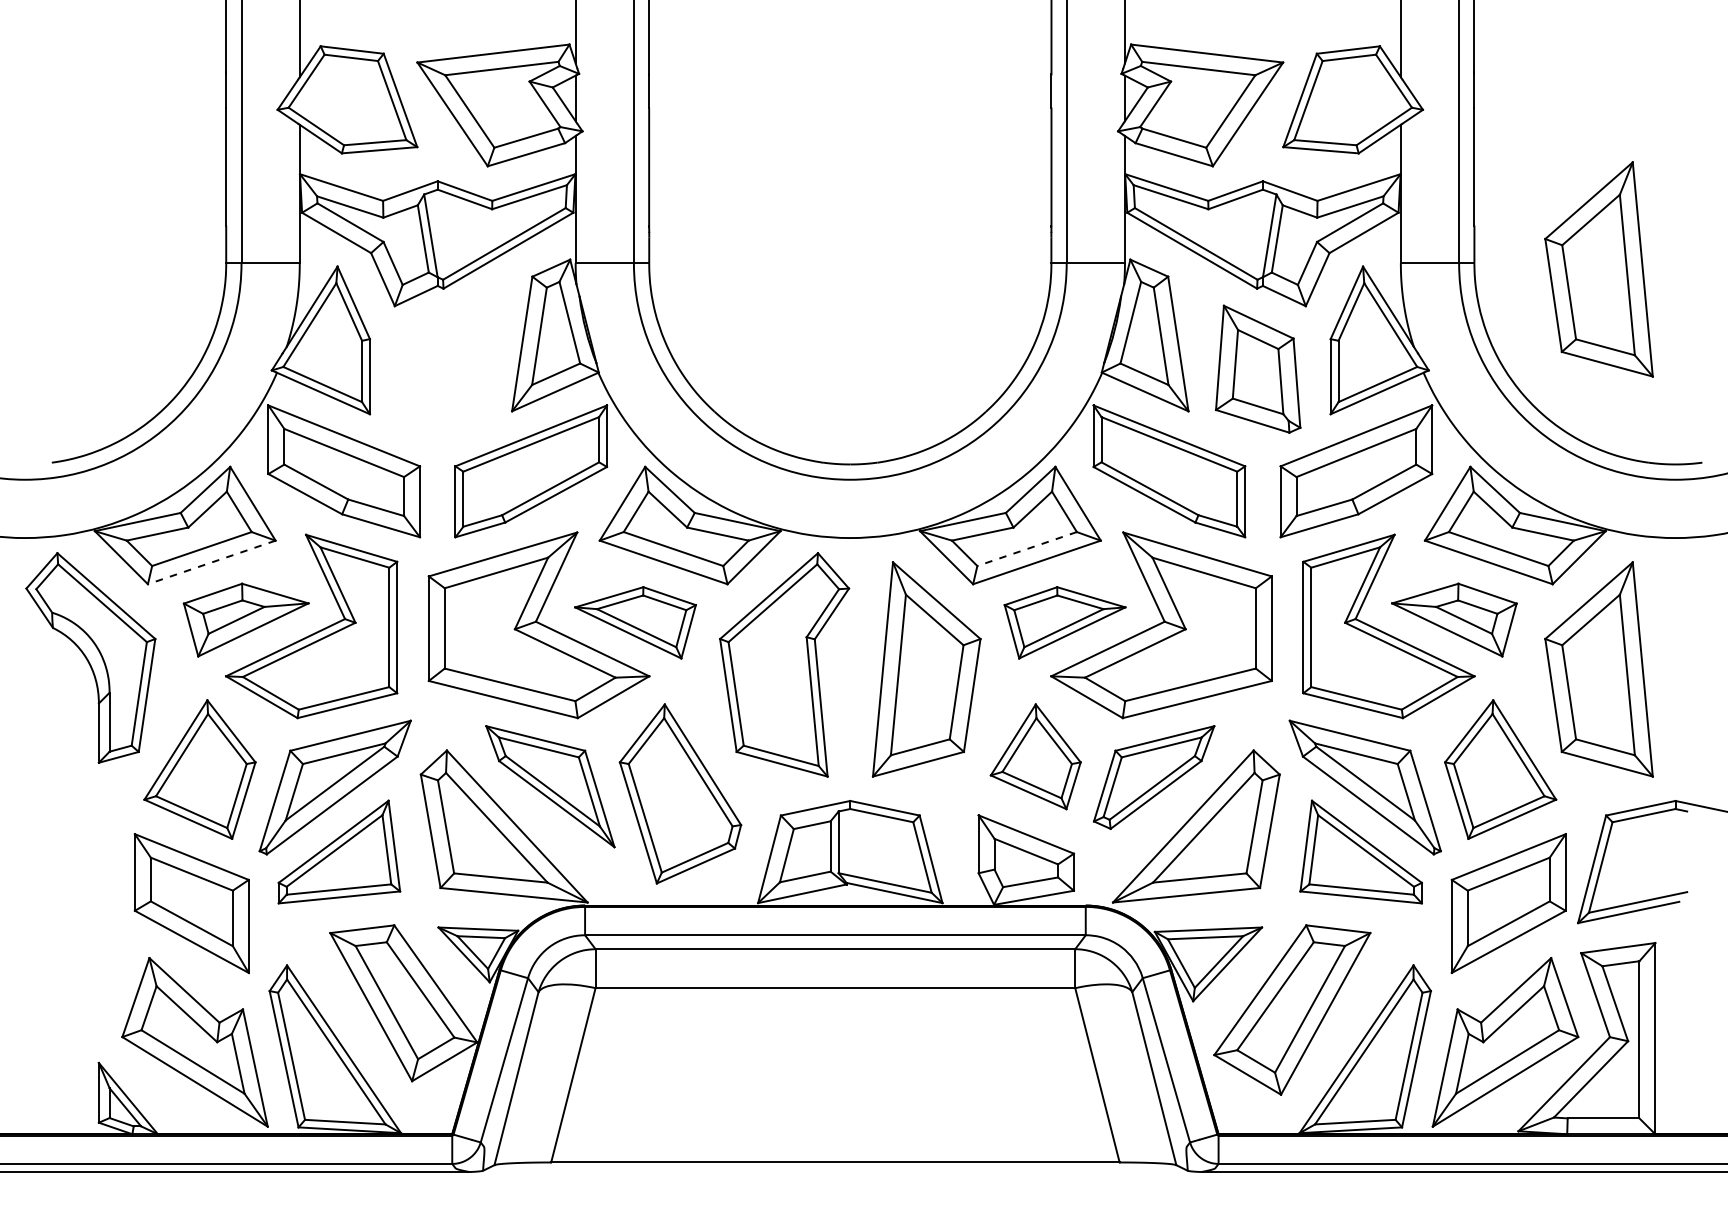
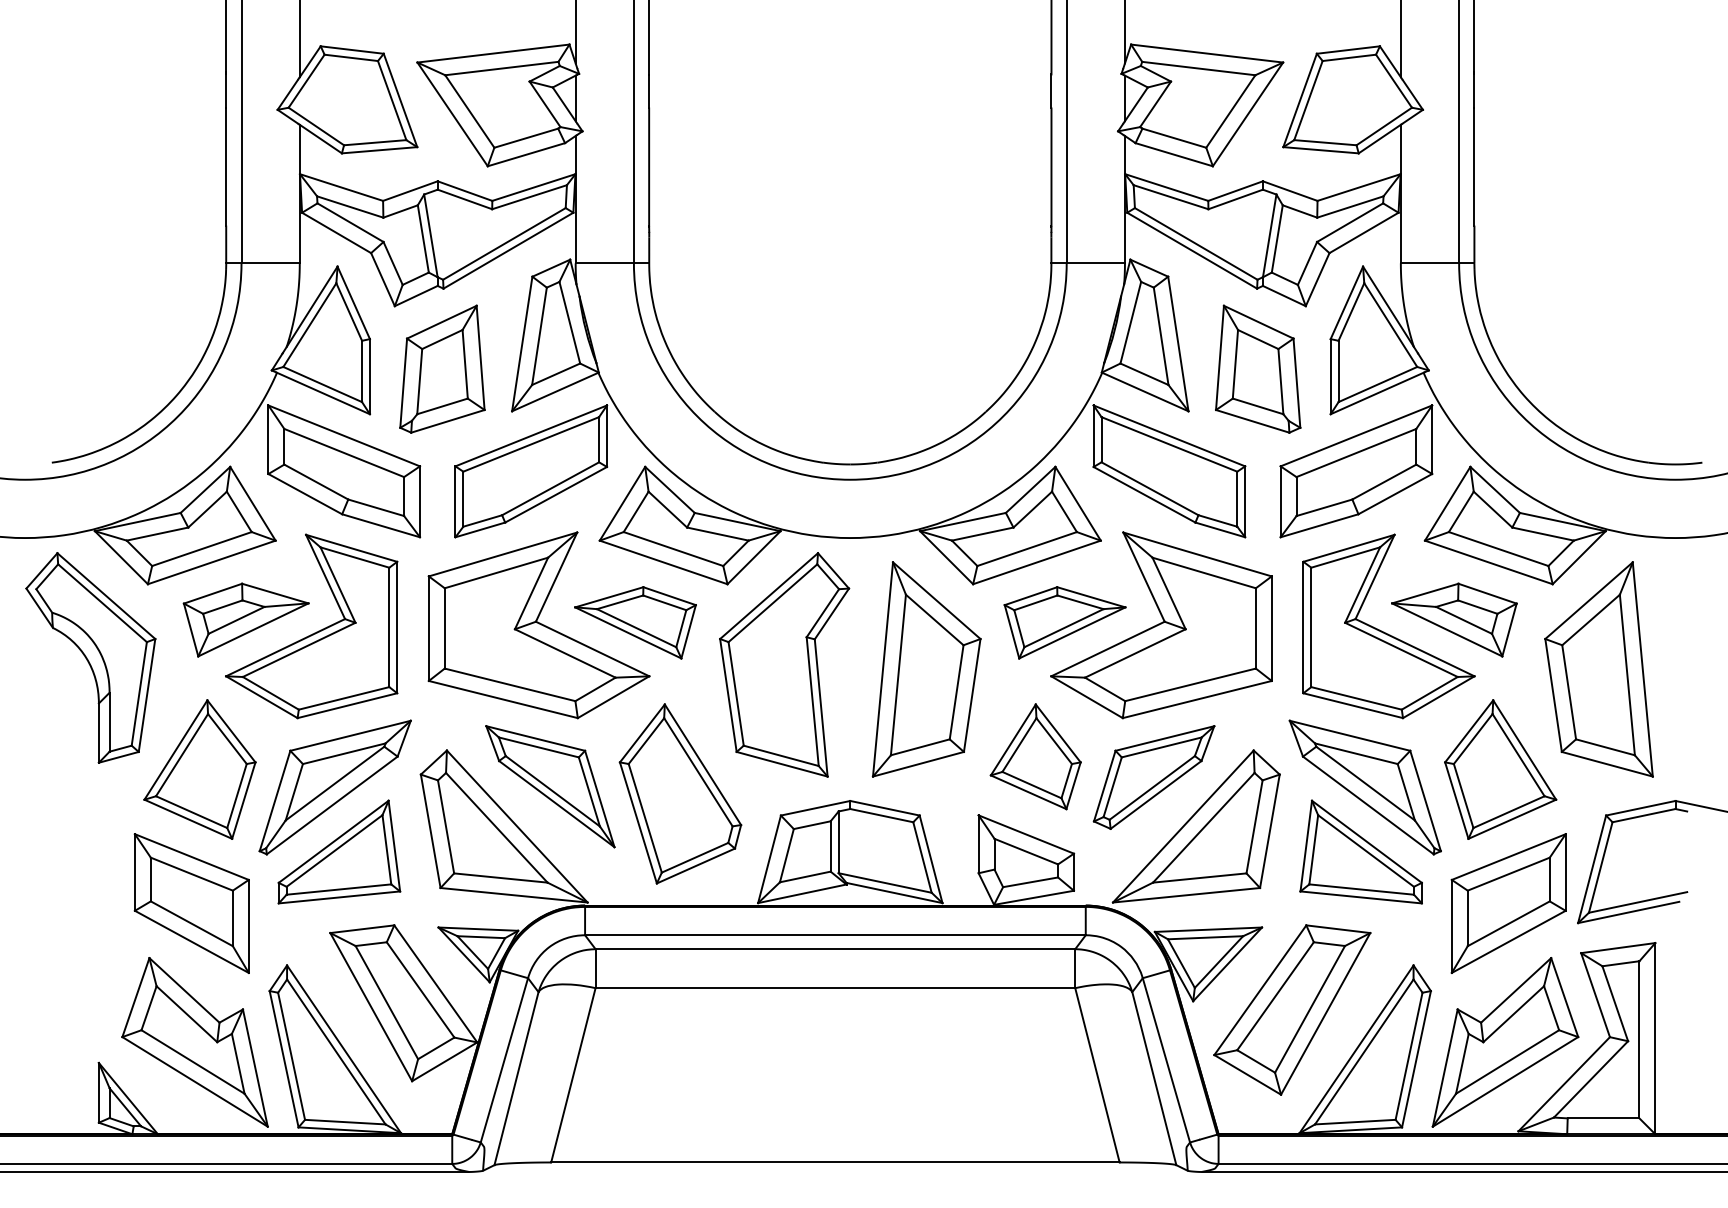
part: present -> none (1598, 269)
part: none -> present (442, 368)
line: dashed -> solid (1027, 549)
line: dashed -> solid (211, 562)
